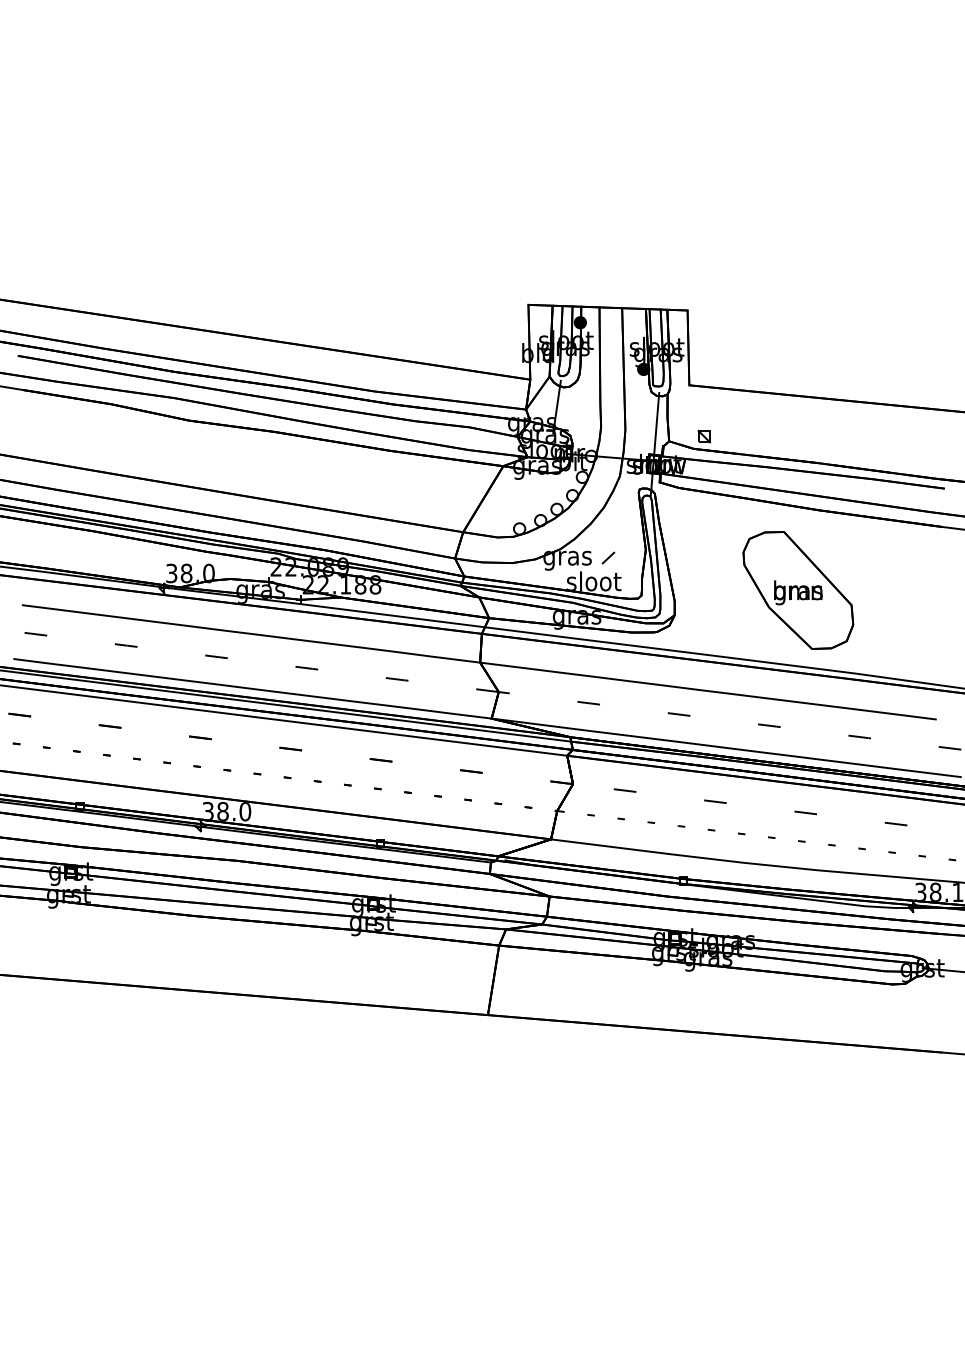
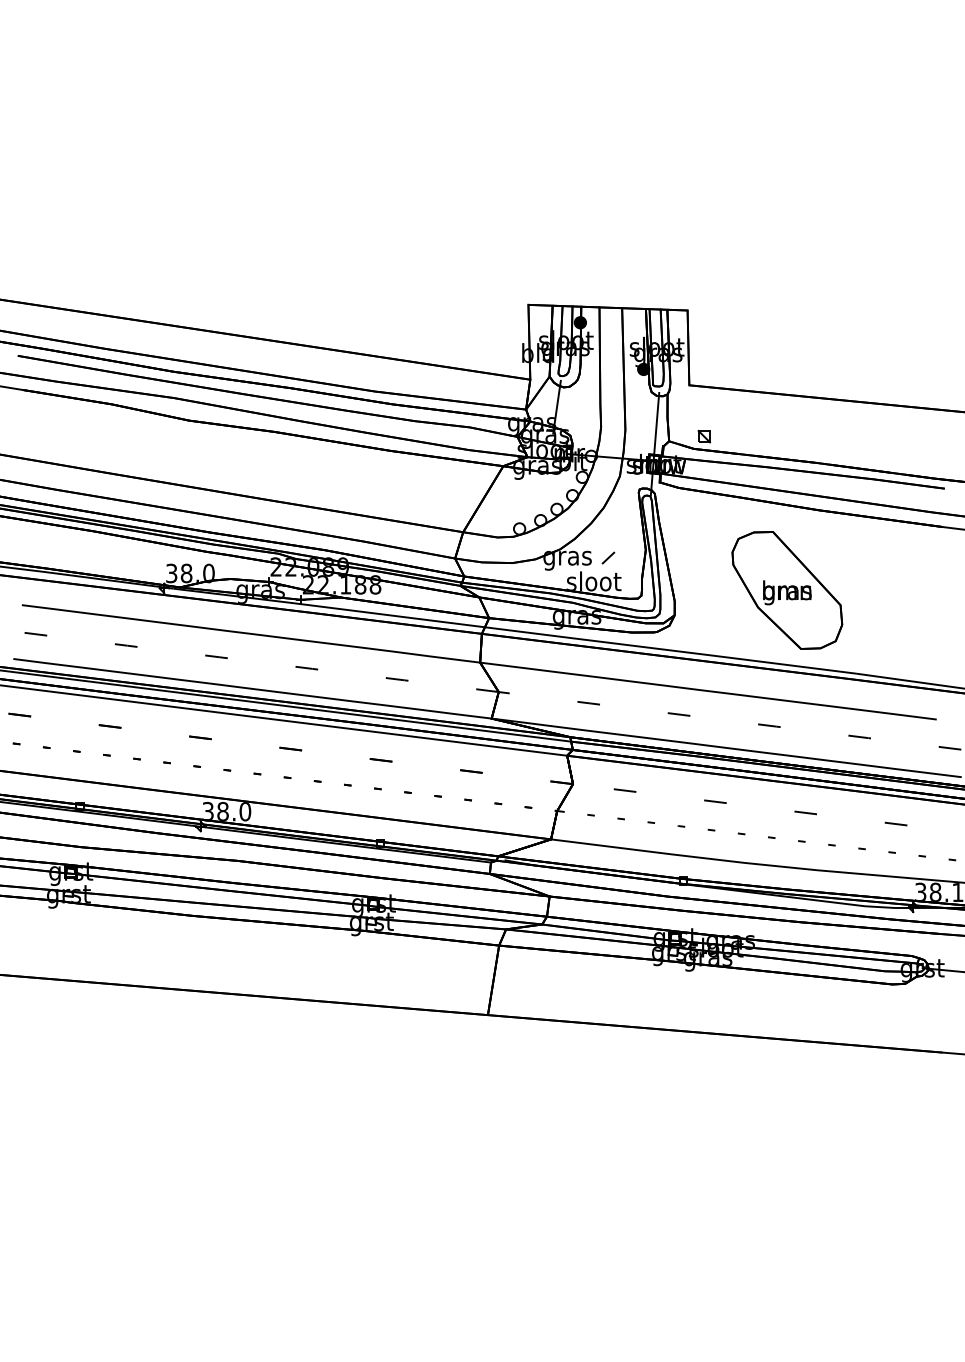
part position: (798, 590) -> (787, 590) (787, 590)
